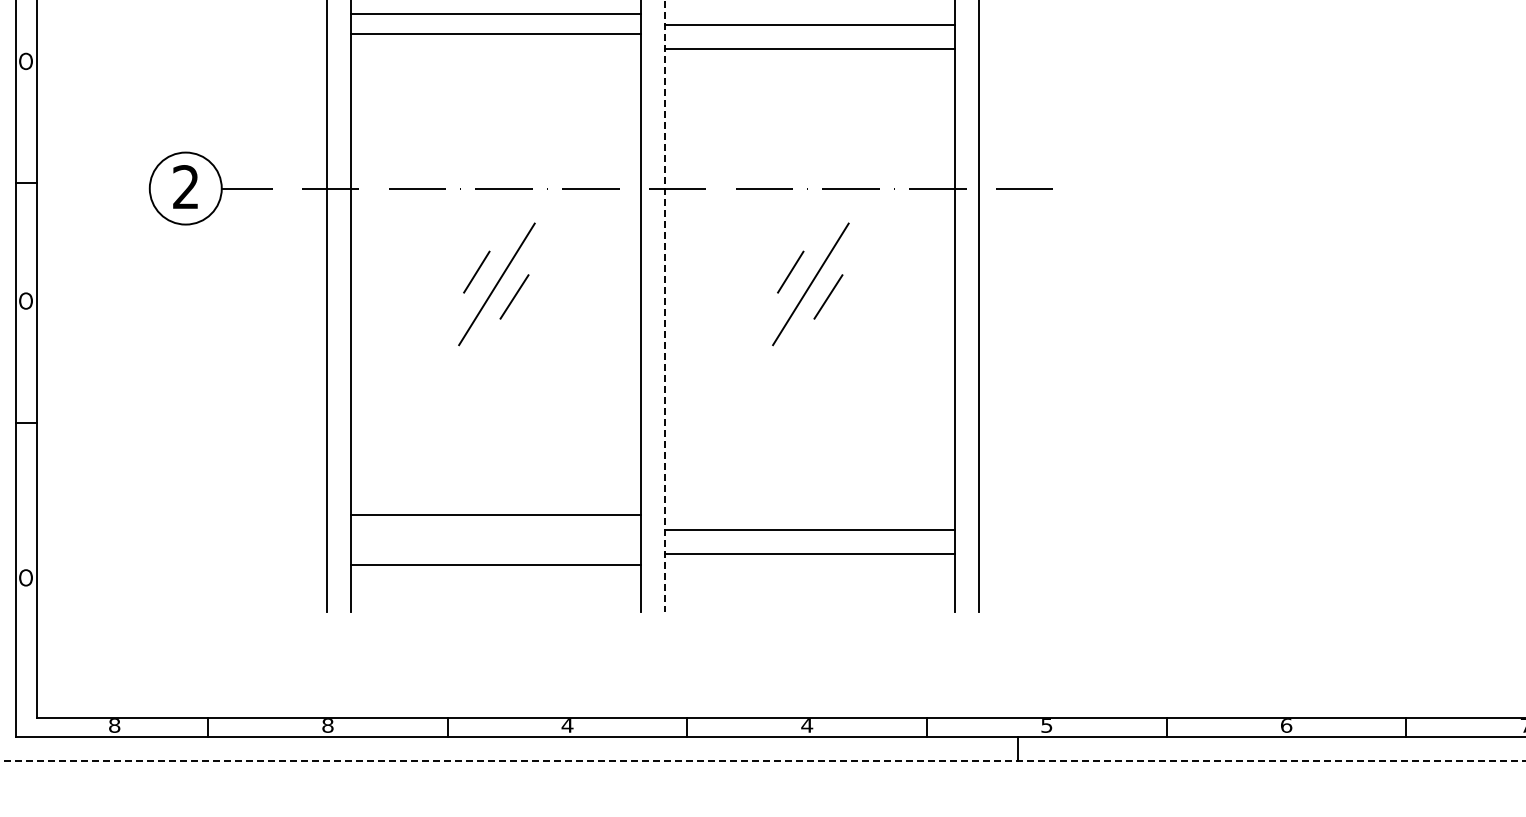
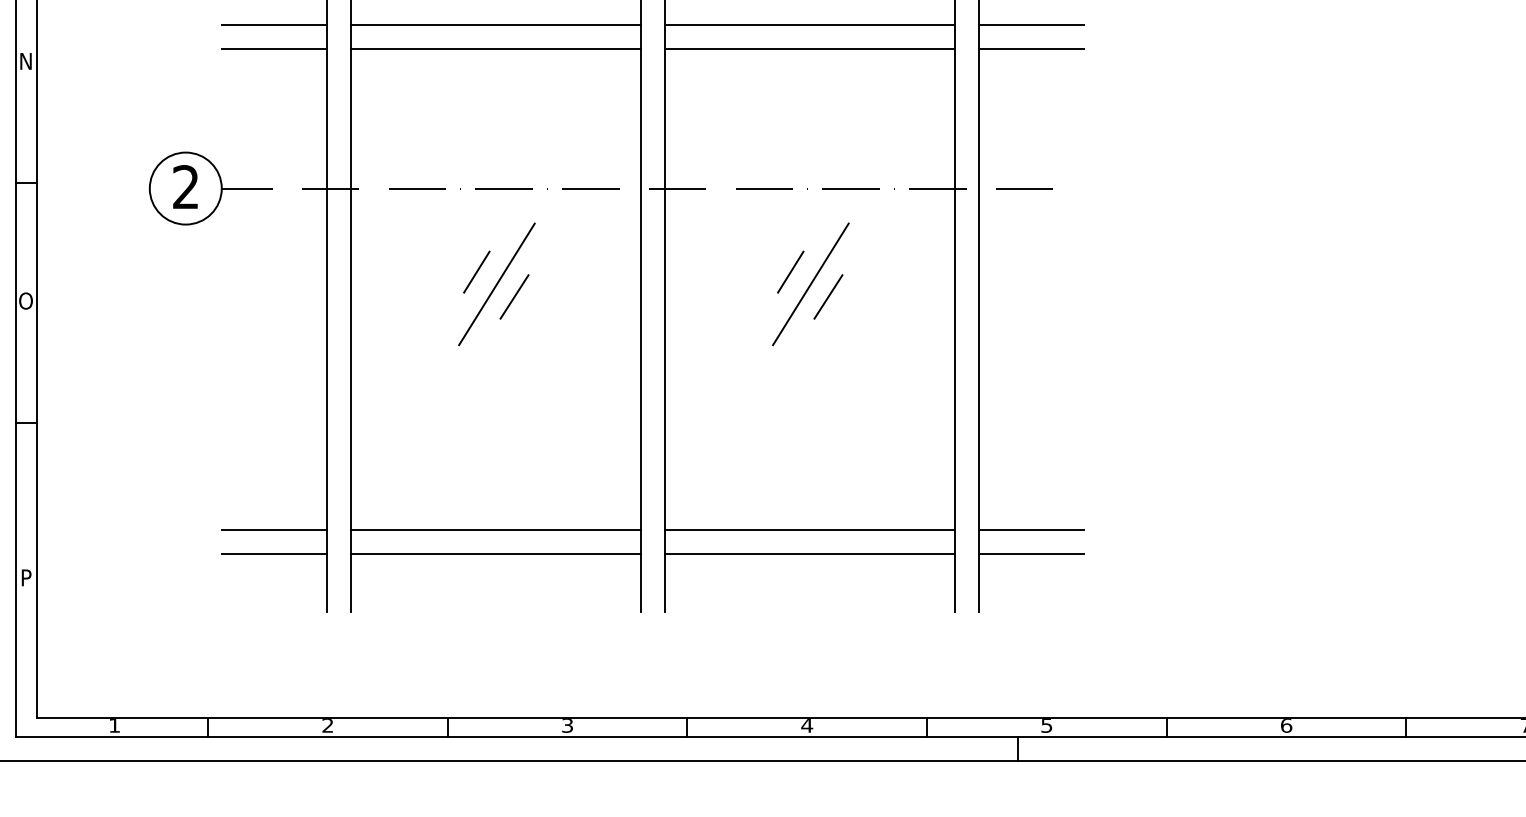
line position: (496, 13) -> (496, 24) (496, 24)
line: none -> present (274, 24)
line: none -> present (1031, 24)
line position: (496, 33) -> (496, 48) (496, 48)
line: none -> present (274, 48)
line: none -> present (1031, 48)
text: O -> N (25, 61)
line: dashed -> solid (665, 305)
line position: (496, 515) -> (496, 530) (496, 530)
line: none -> present (274, 530)
line: none -> present (1031, 530)
line: none -> present (274, 554)
line: none -> present (1031, 554)
line position: (496, 565) -> (496, 554) (496, 554)
text: O -> P (25, 577)
text: 8 -> 1 (114, 725)
text: 8 -> 2 (327, 725)
text: 4 -> 3 (567, 725)
line: dashed -> solid (763, 760)
